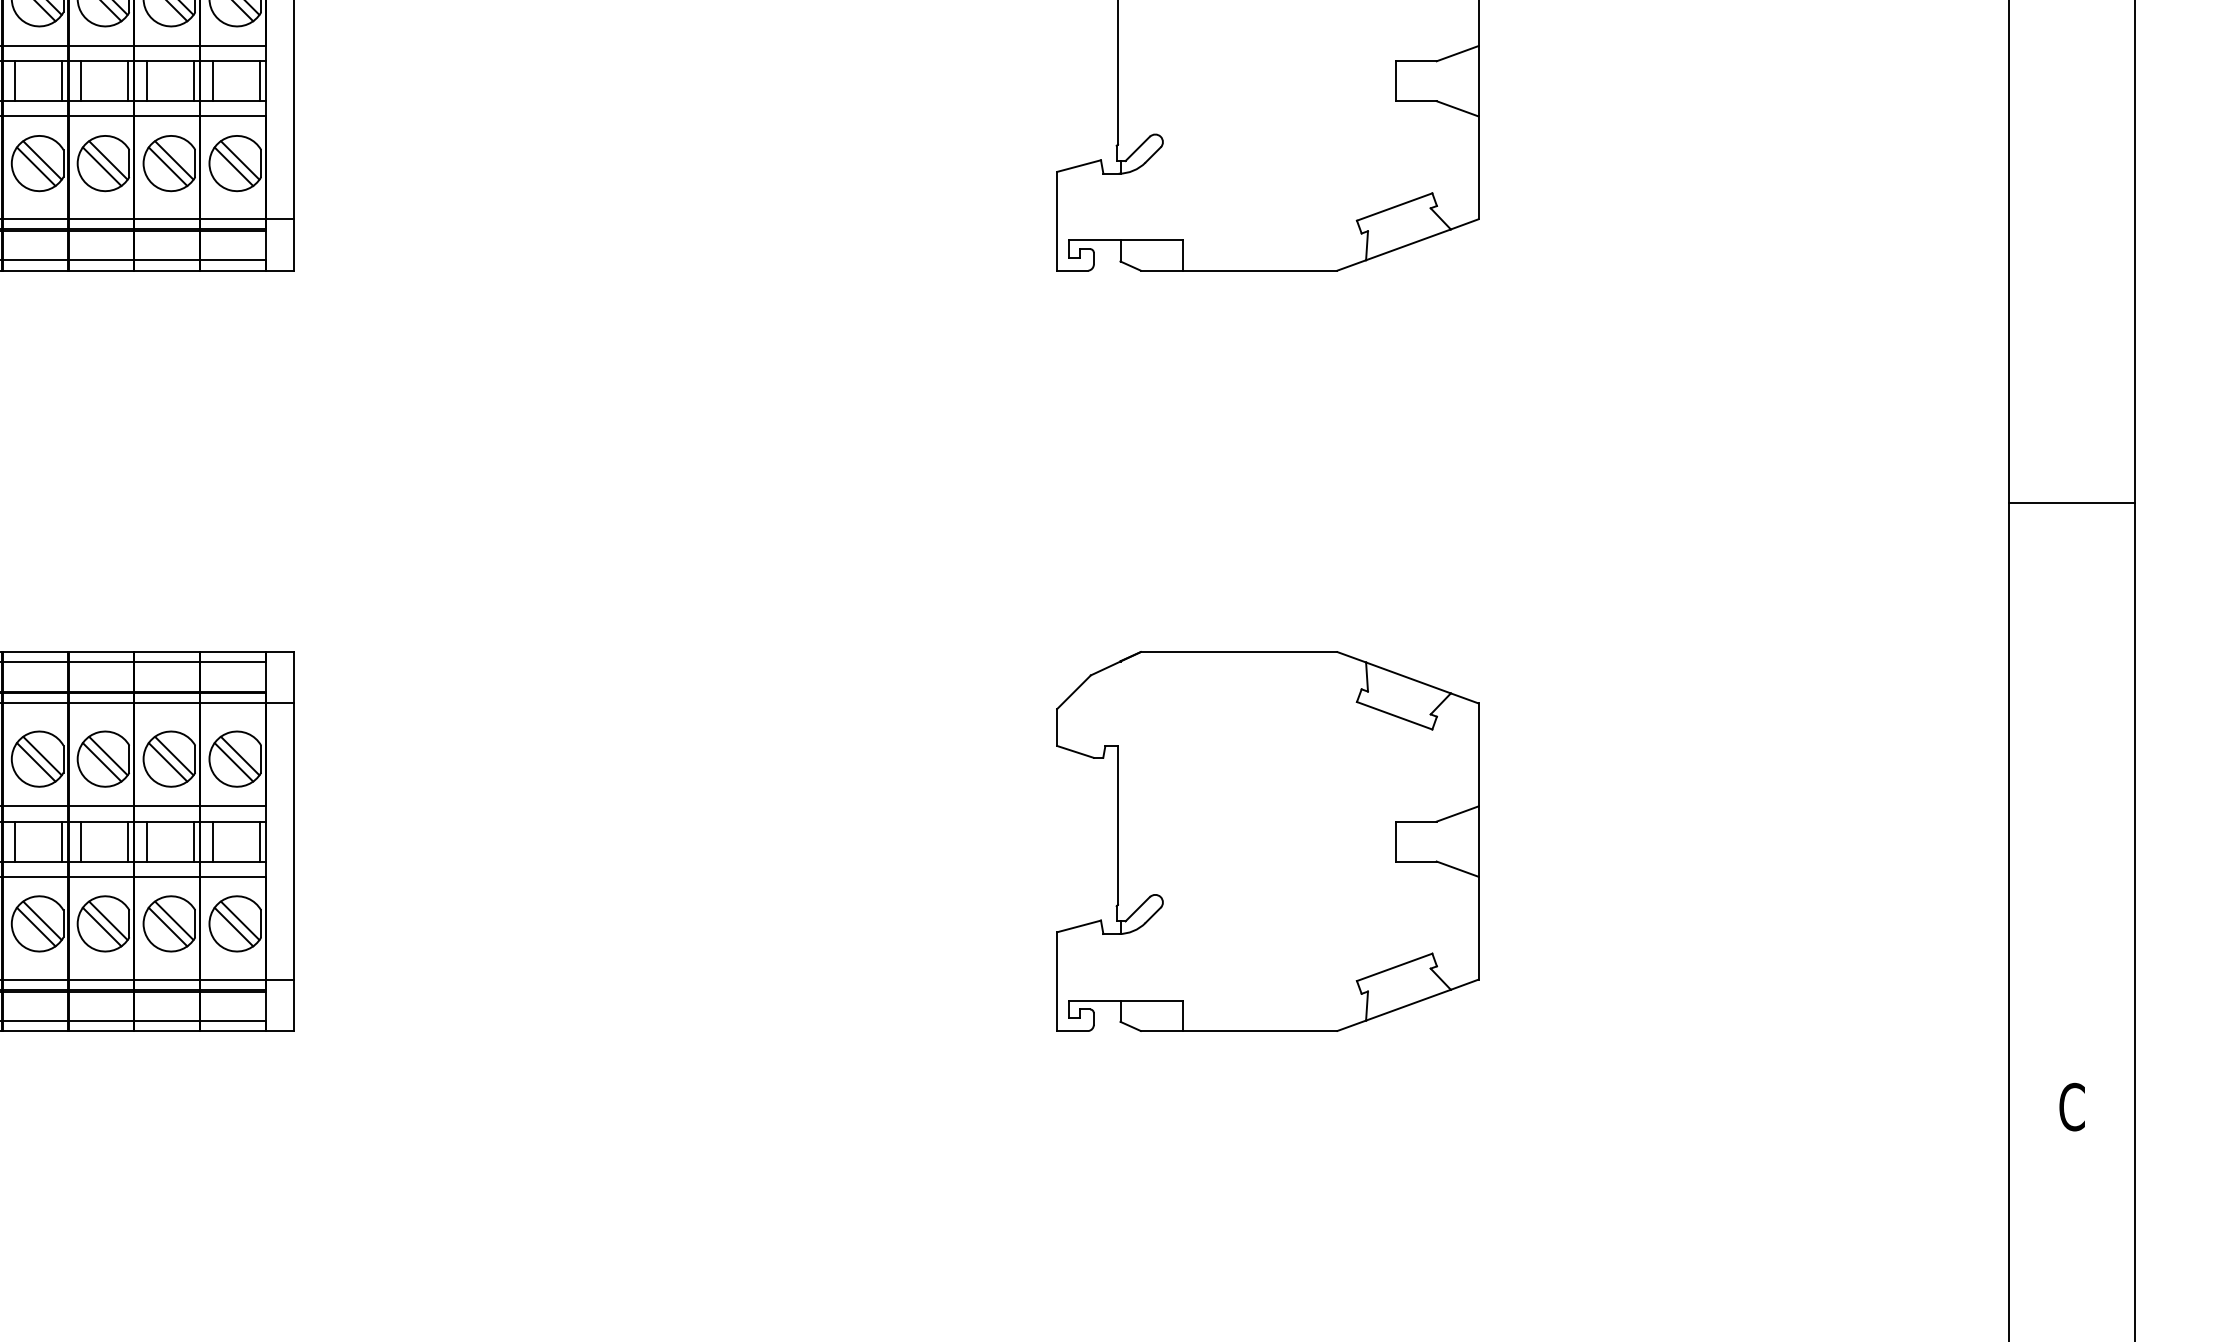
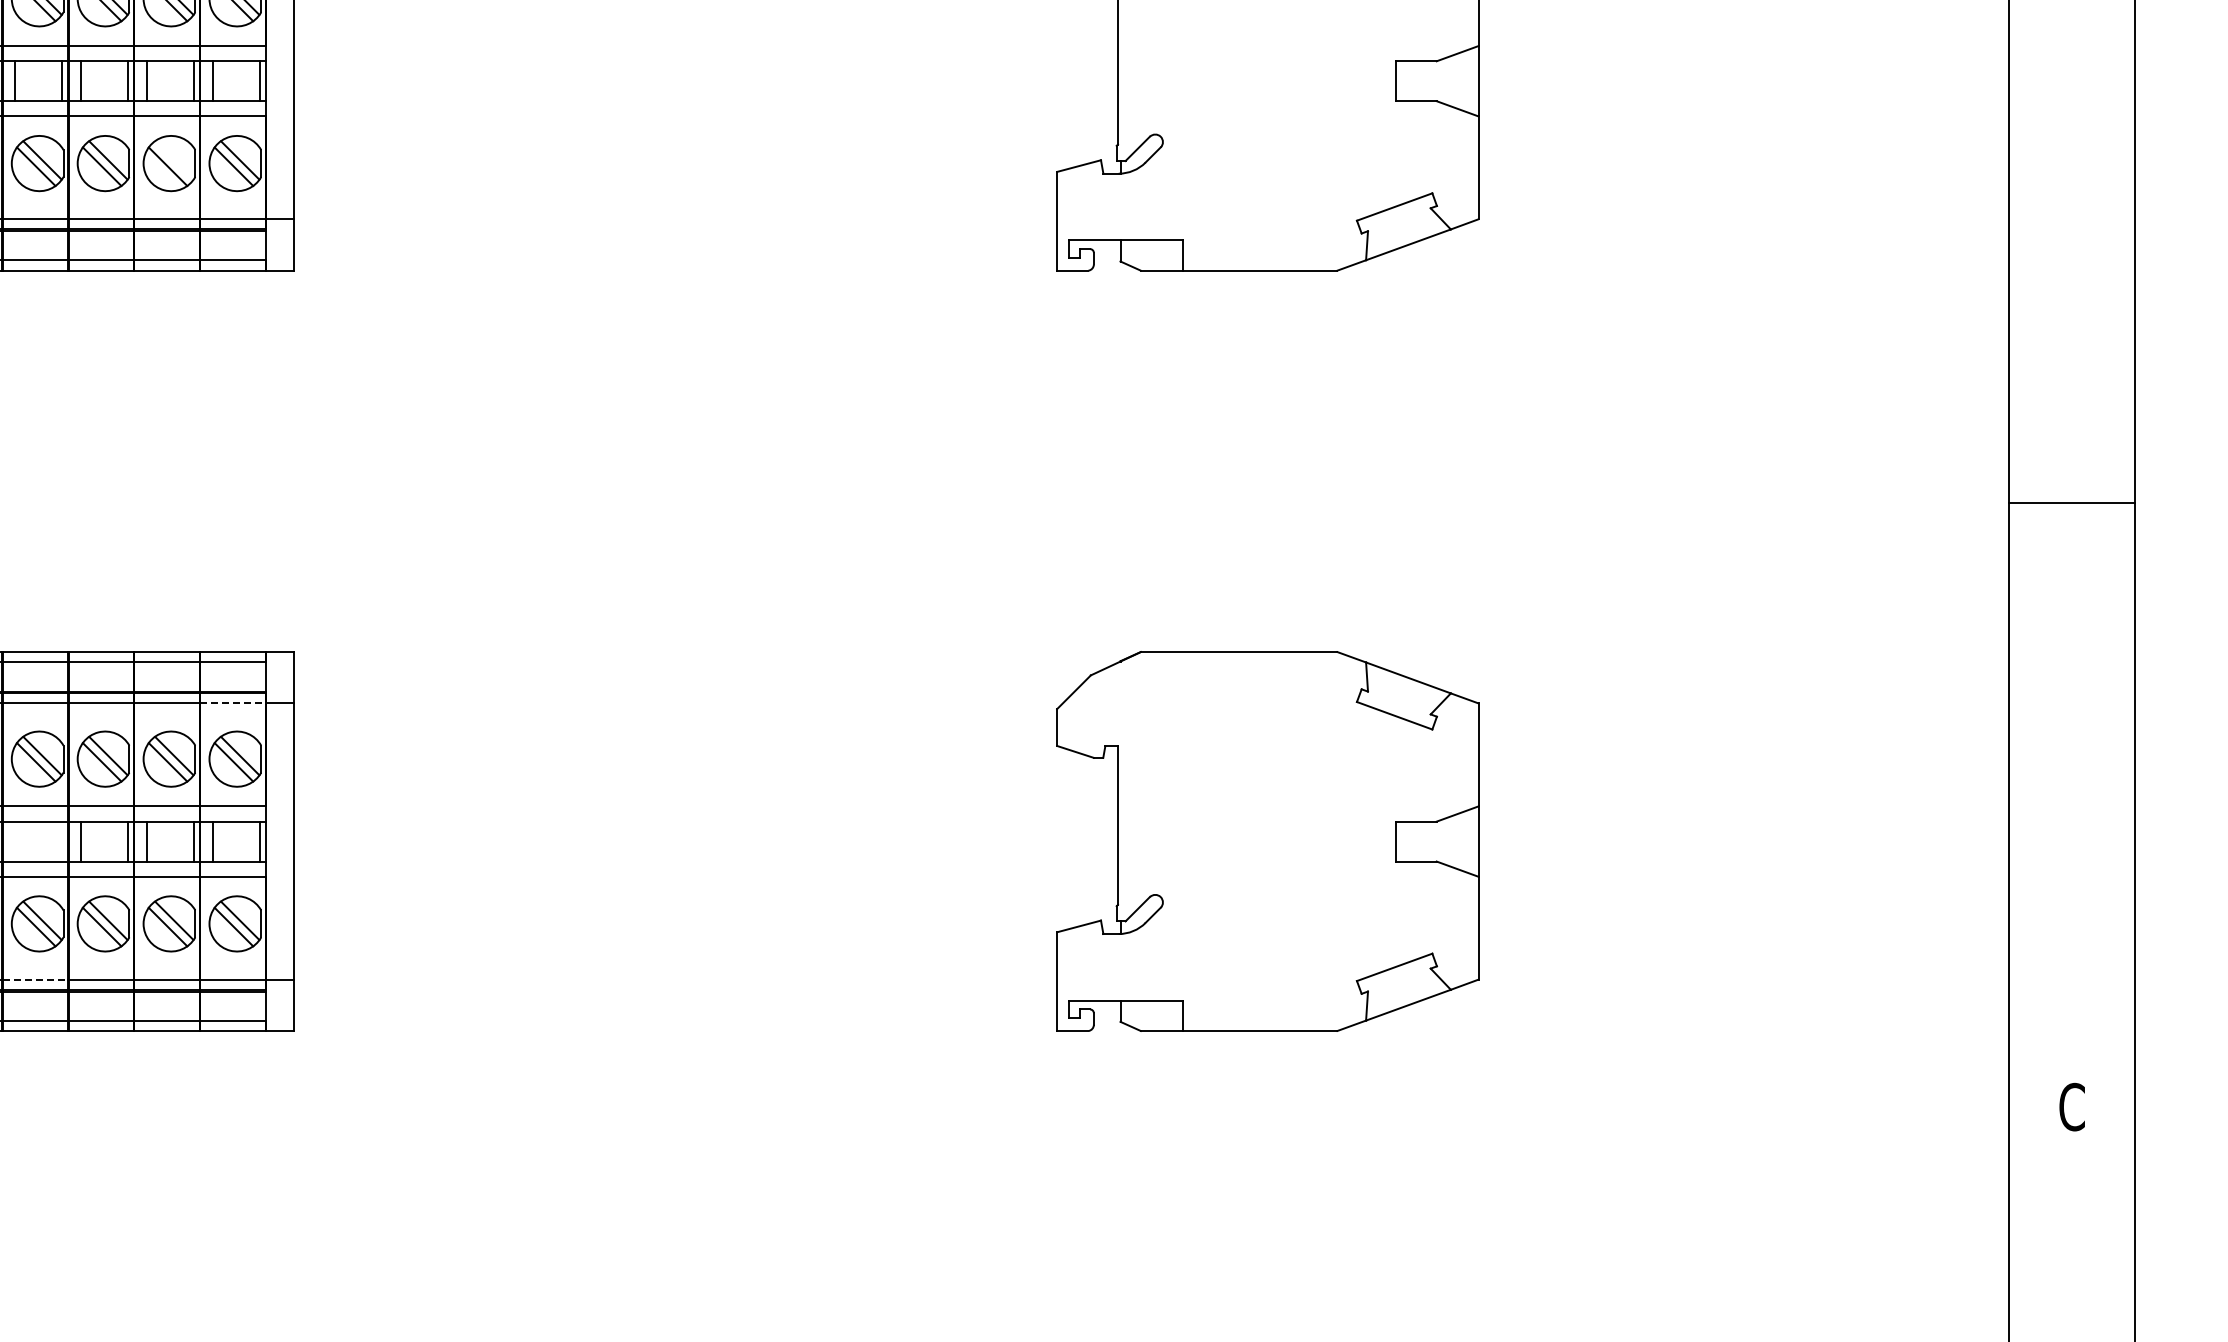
line: present -> none (174, 160)
line: solid -> dashed (233, 703)
line: present -> none (15, 841)
line: present -> none (61, 841)
line: solid -> dashed (35, 979)
